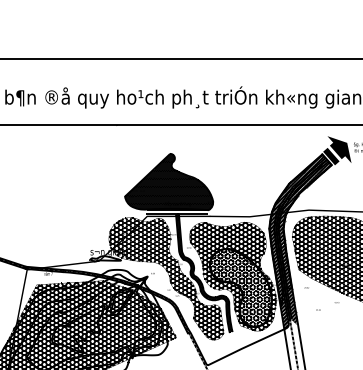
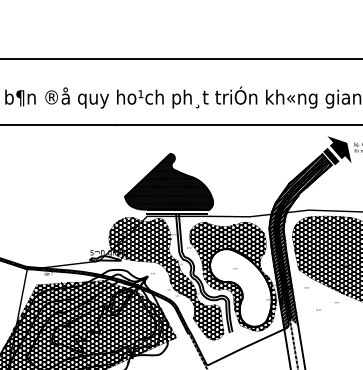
hatch: present -> none (204, 273)
hatch: present -> none (240, 287)
